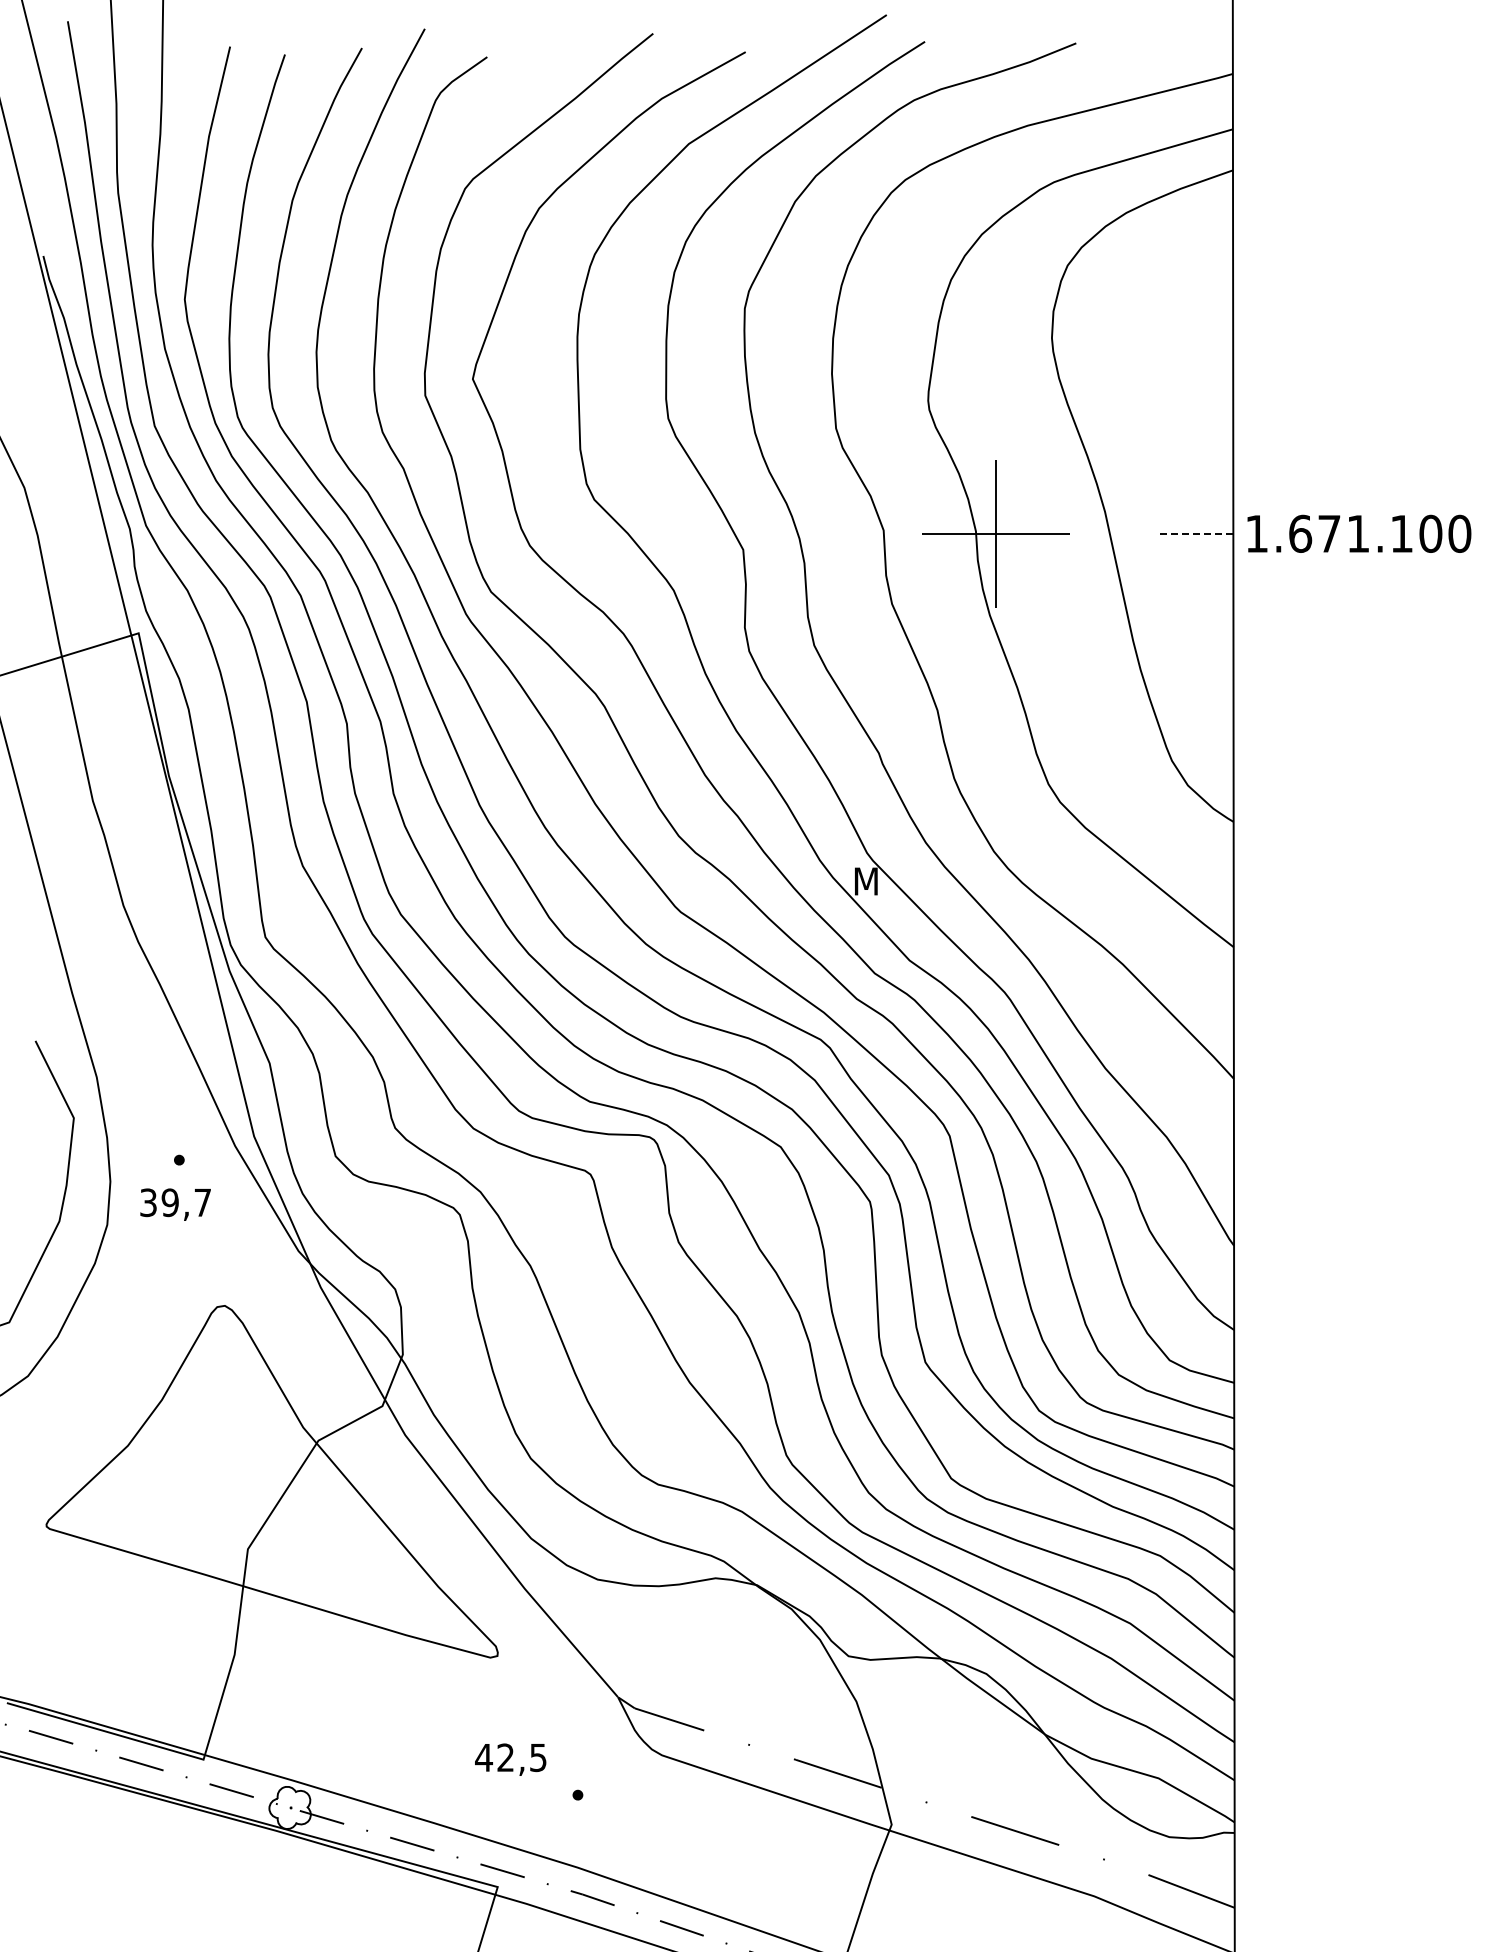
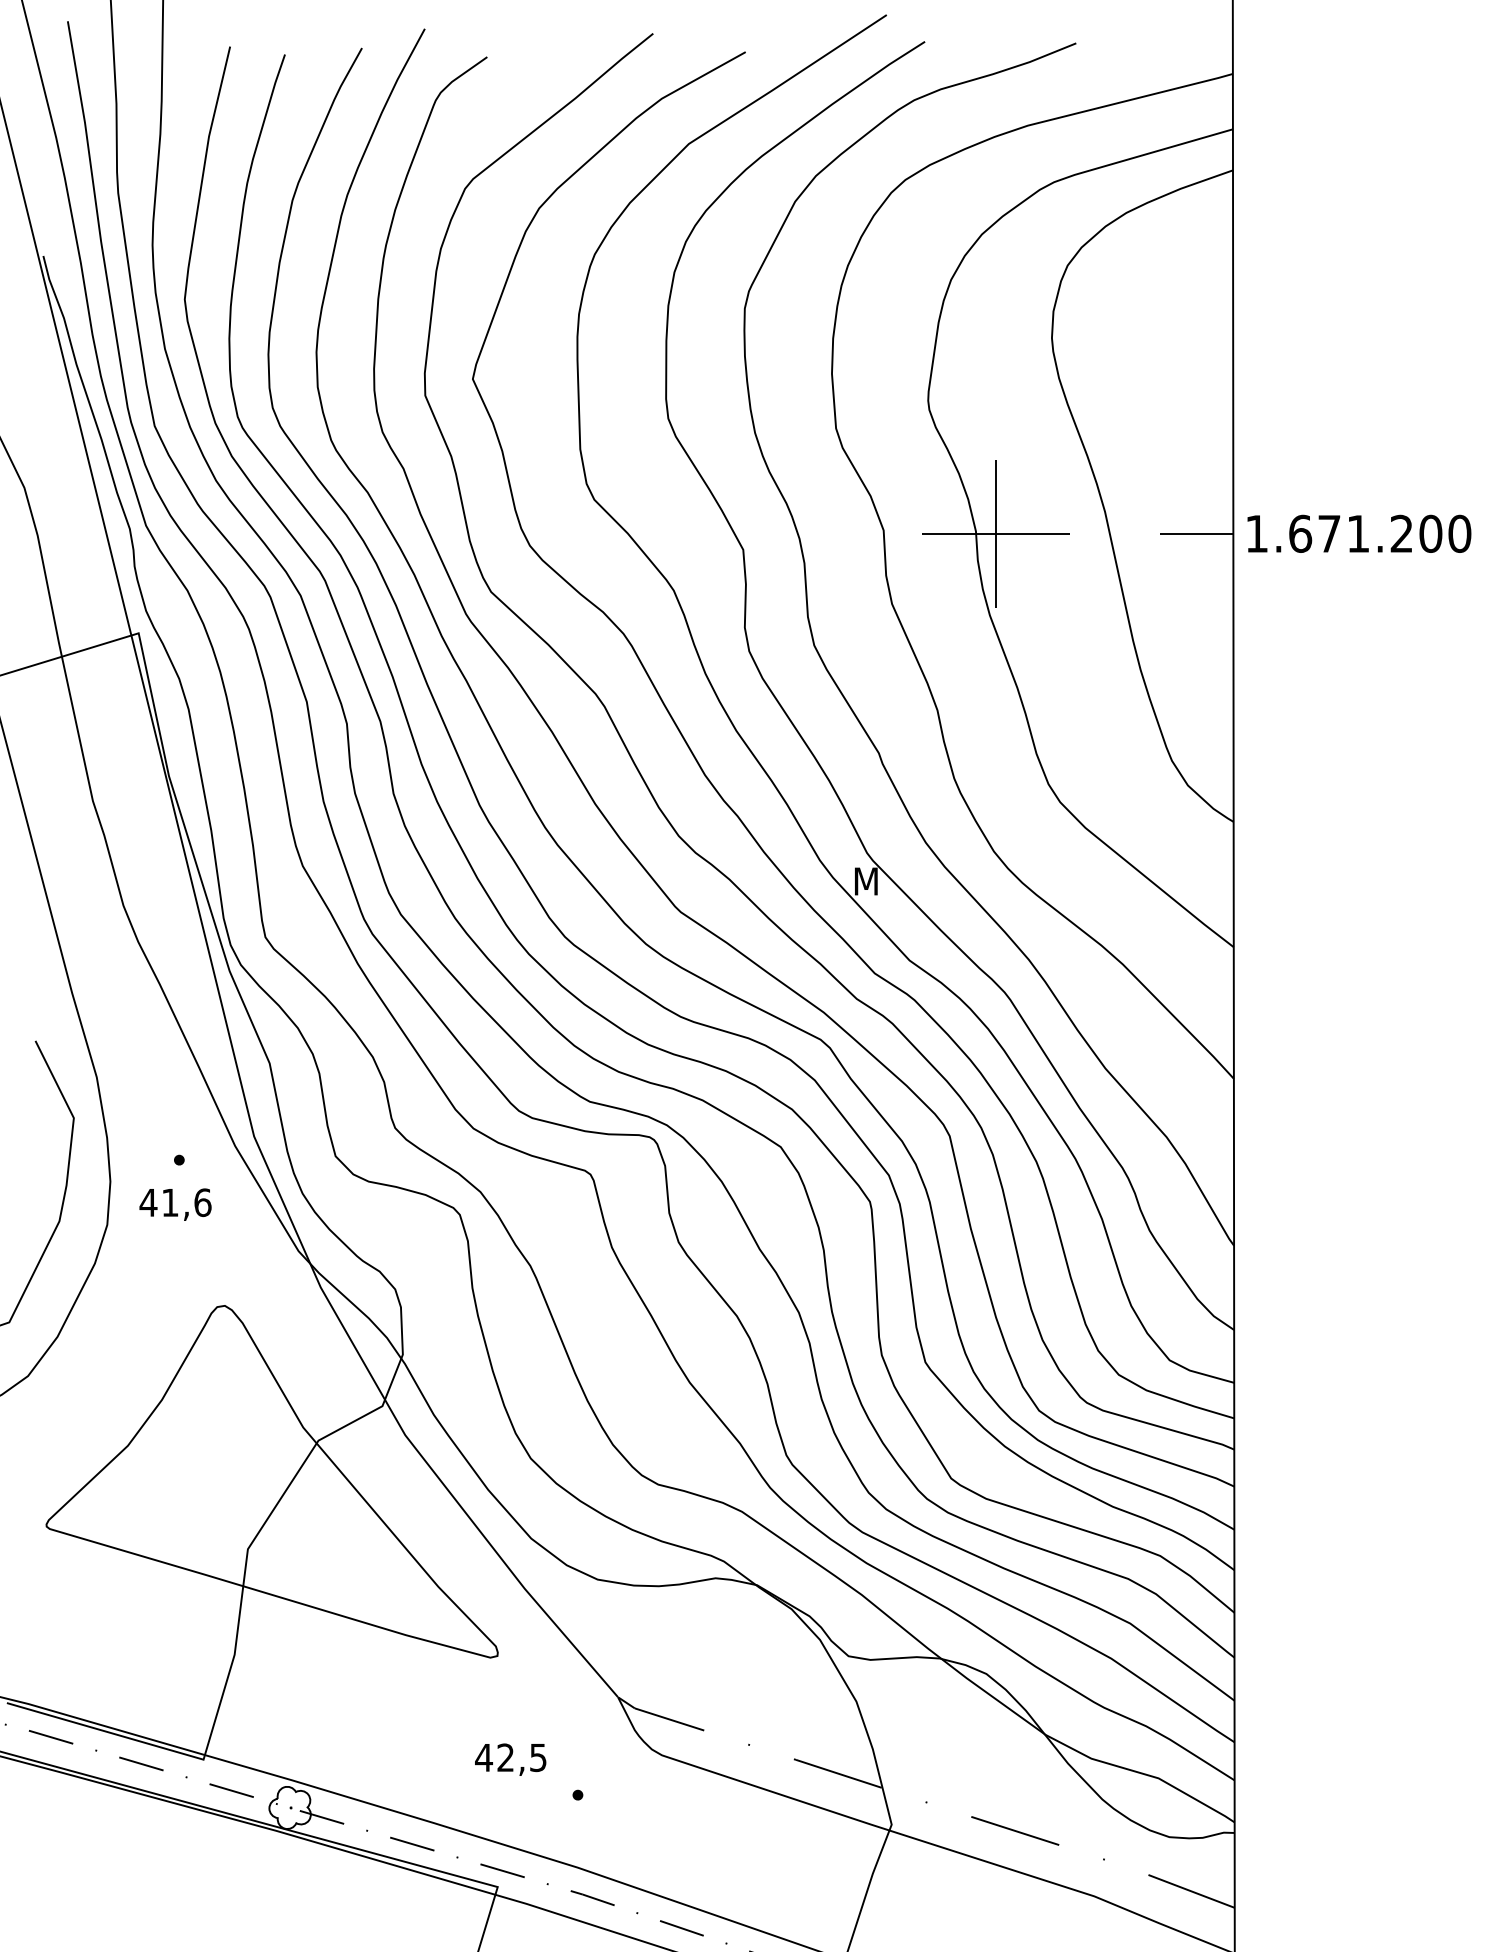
line: dashed -> solid (1196, 533)
text: 1.671.100 -> 1.671.200 (1401, 533)
text: 39,7 -> 41,6 (175, 1202)
